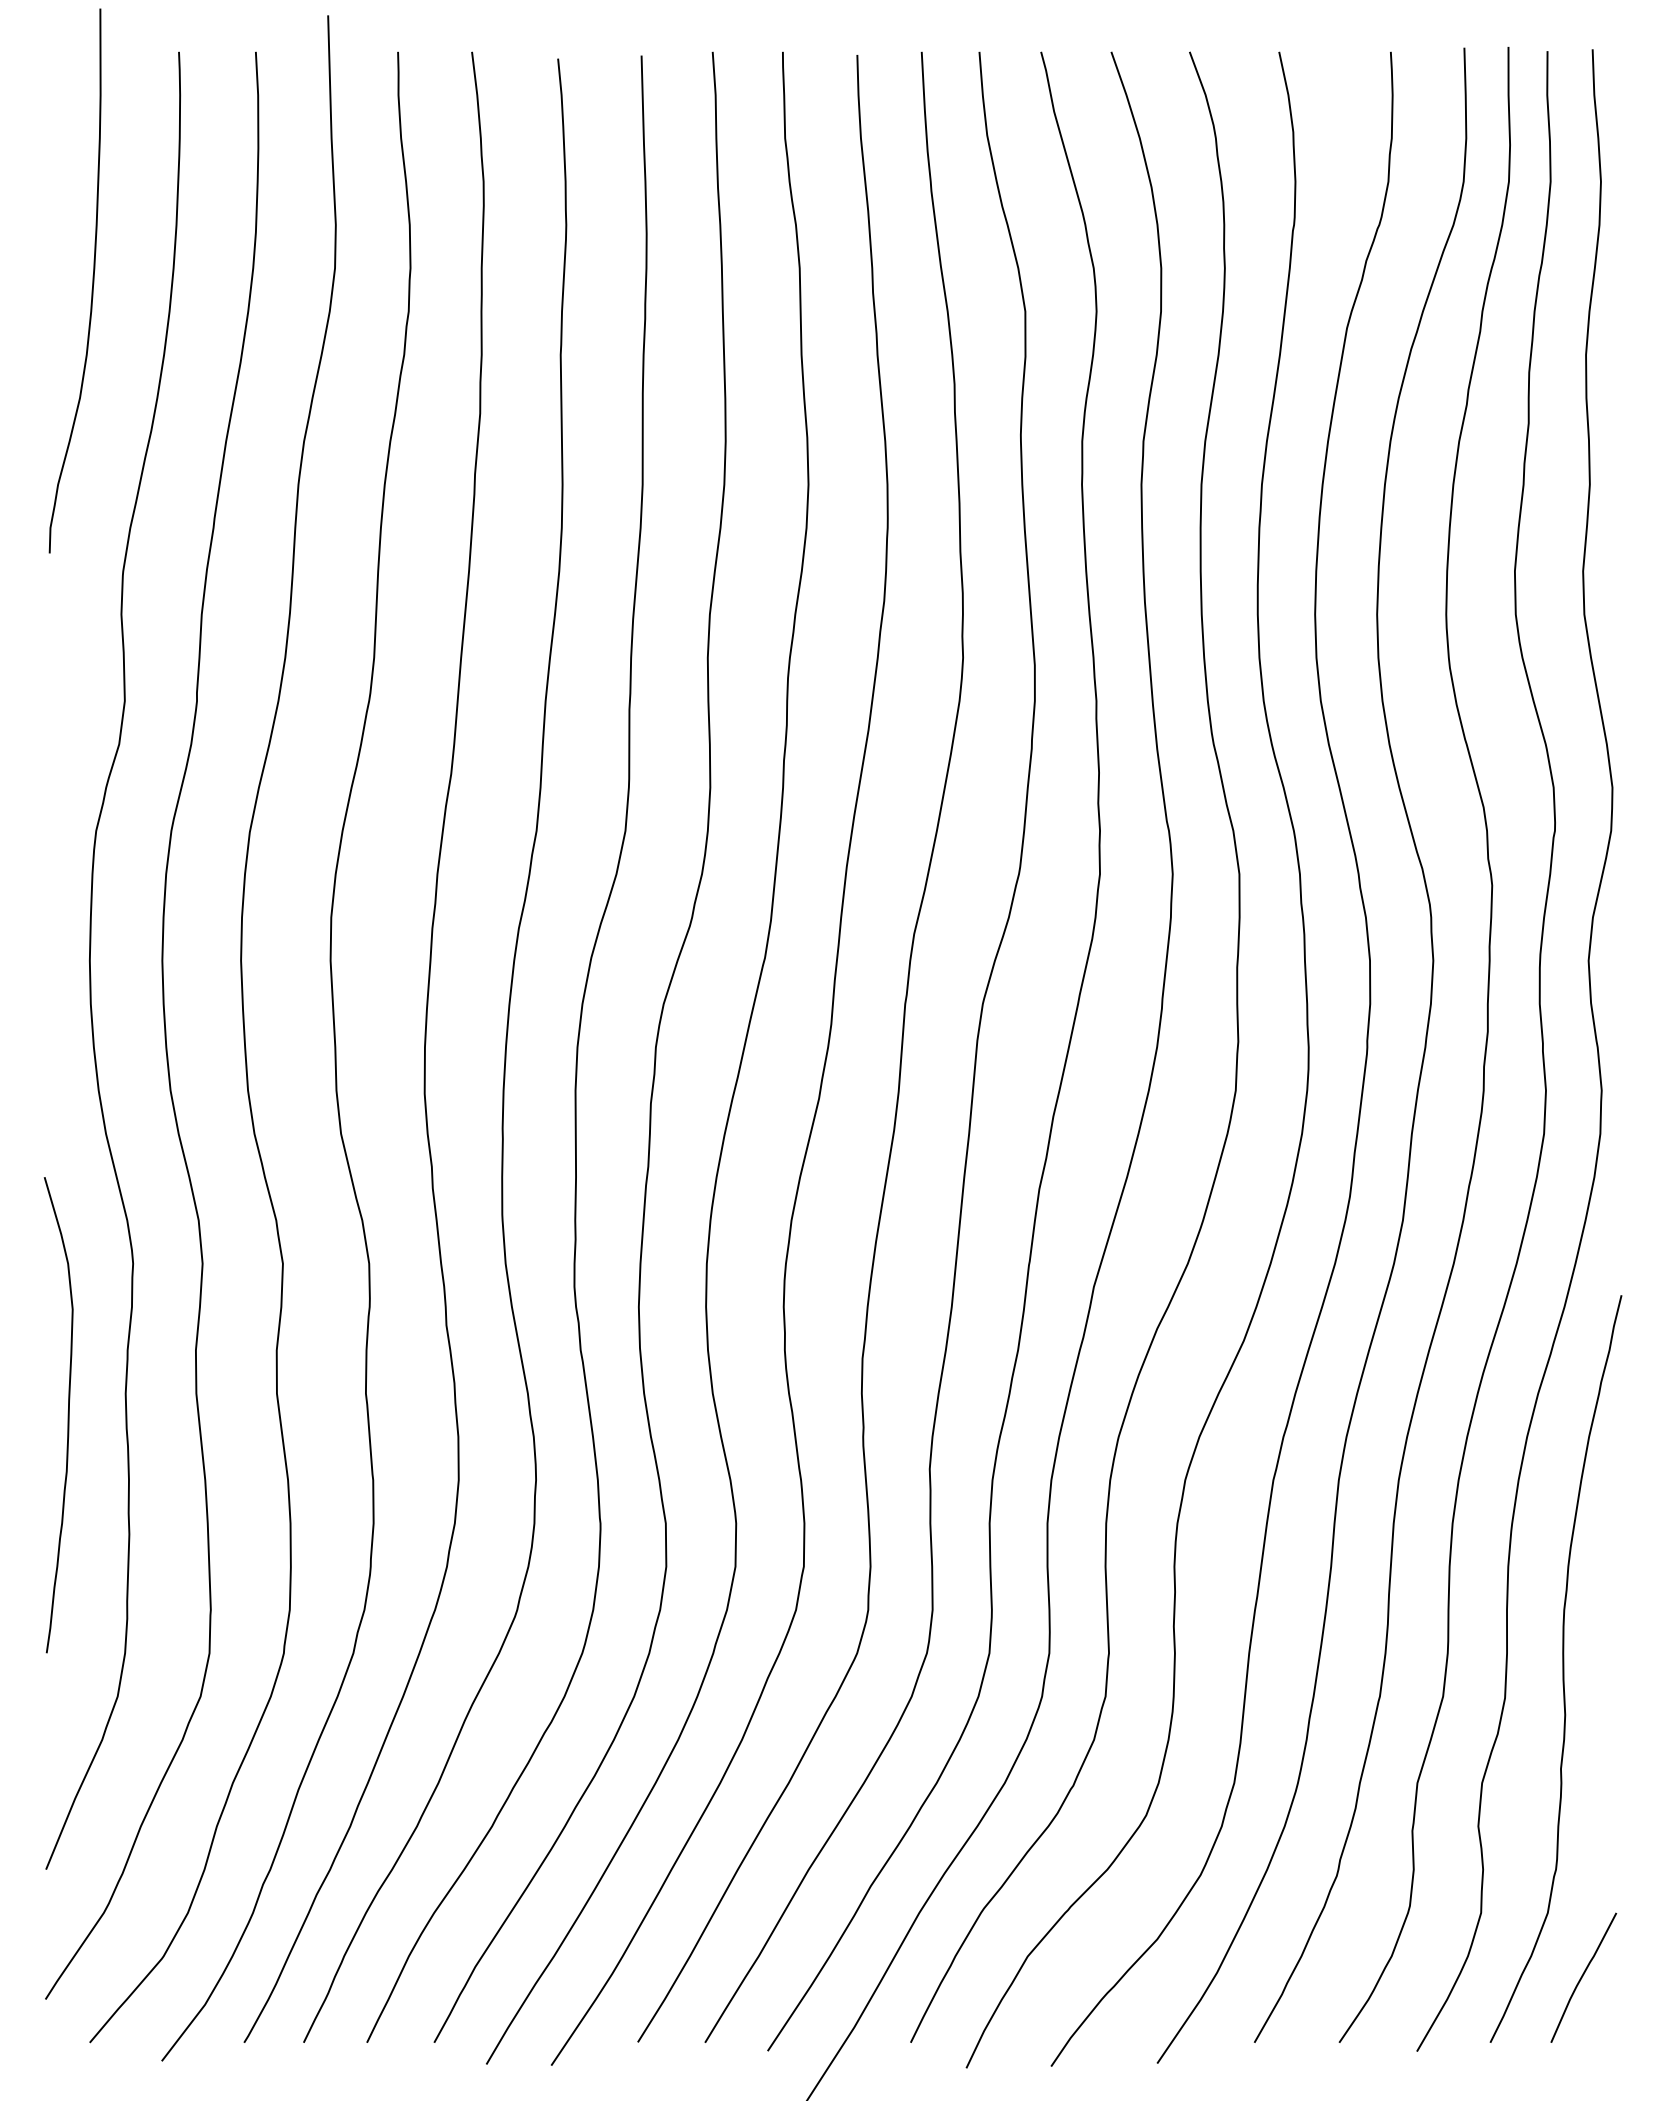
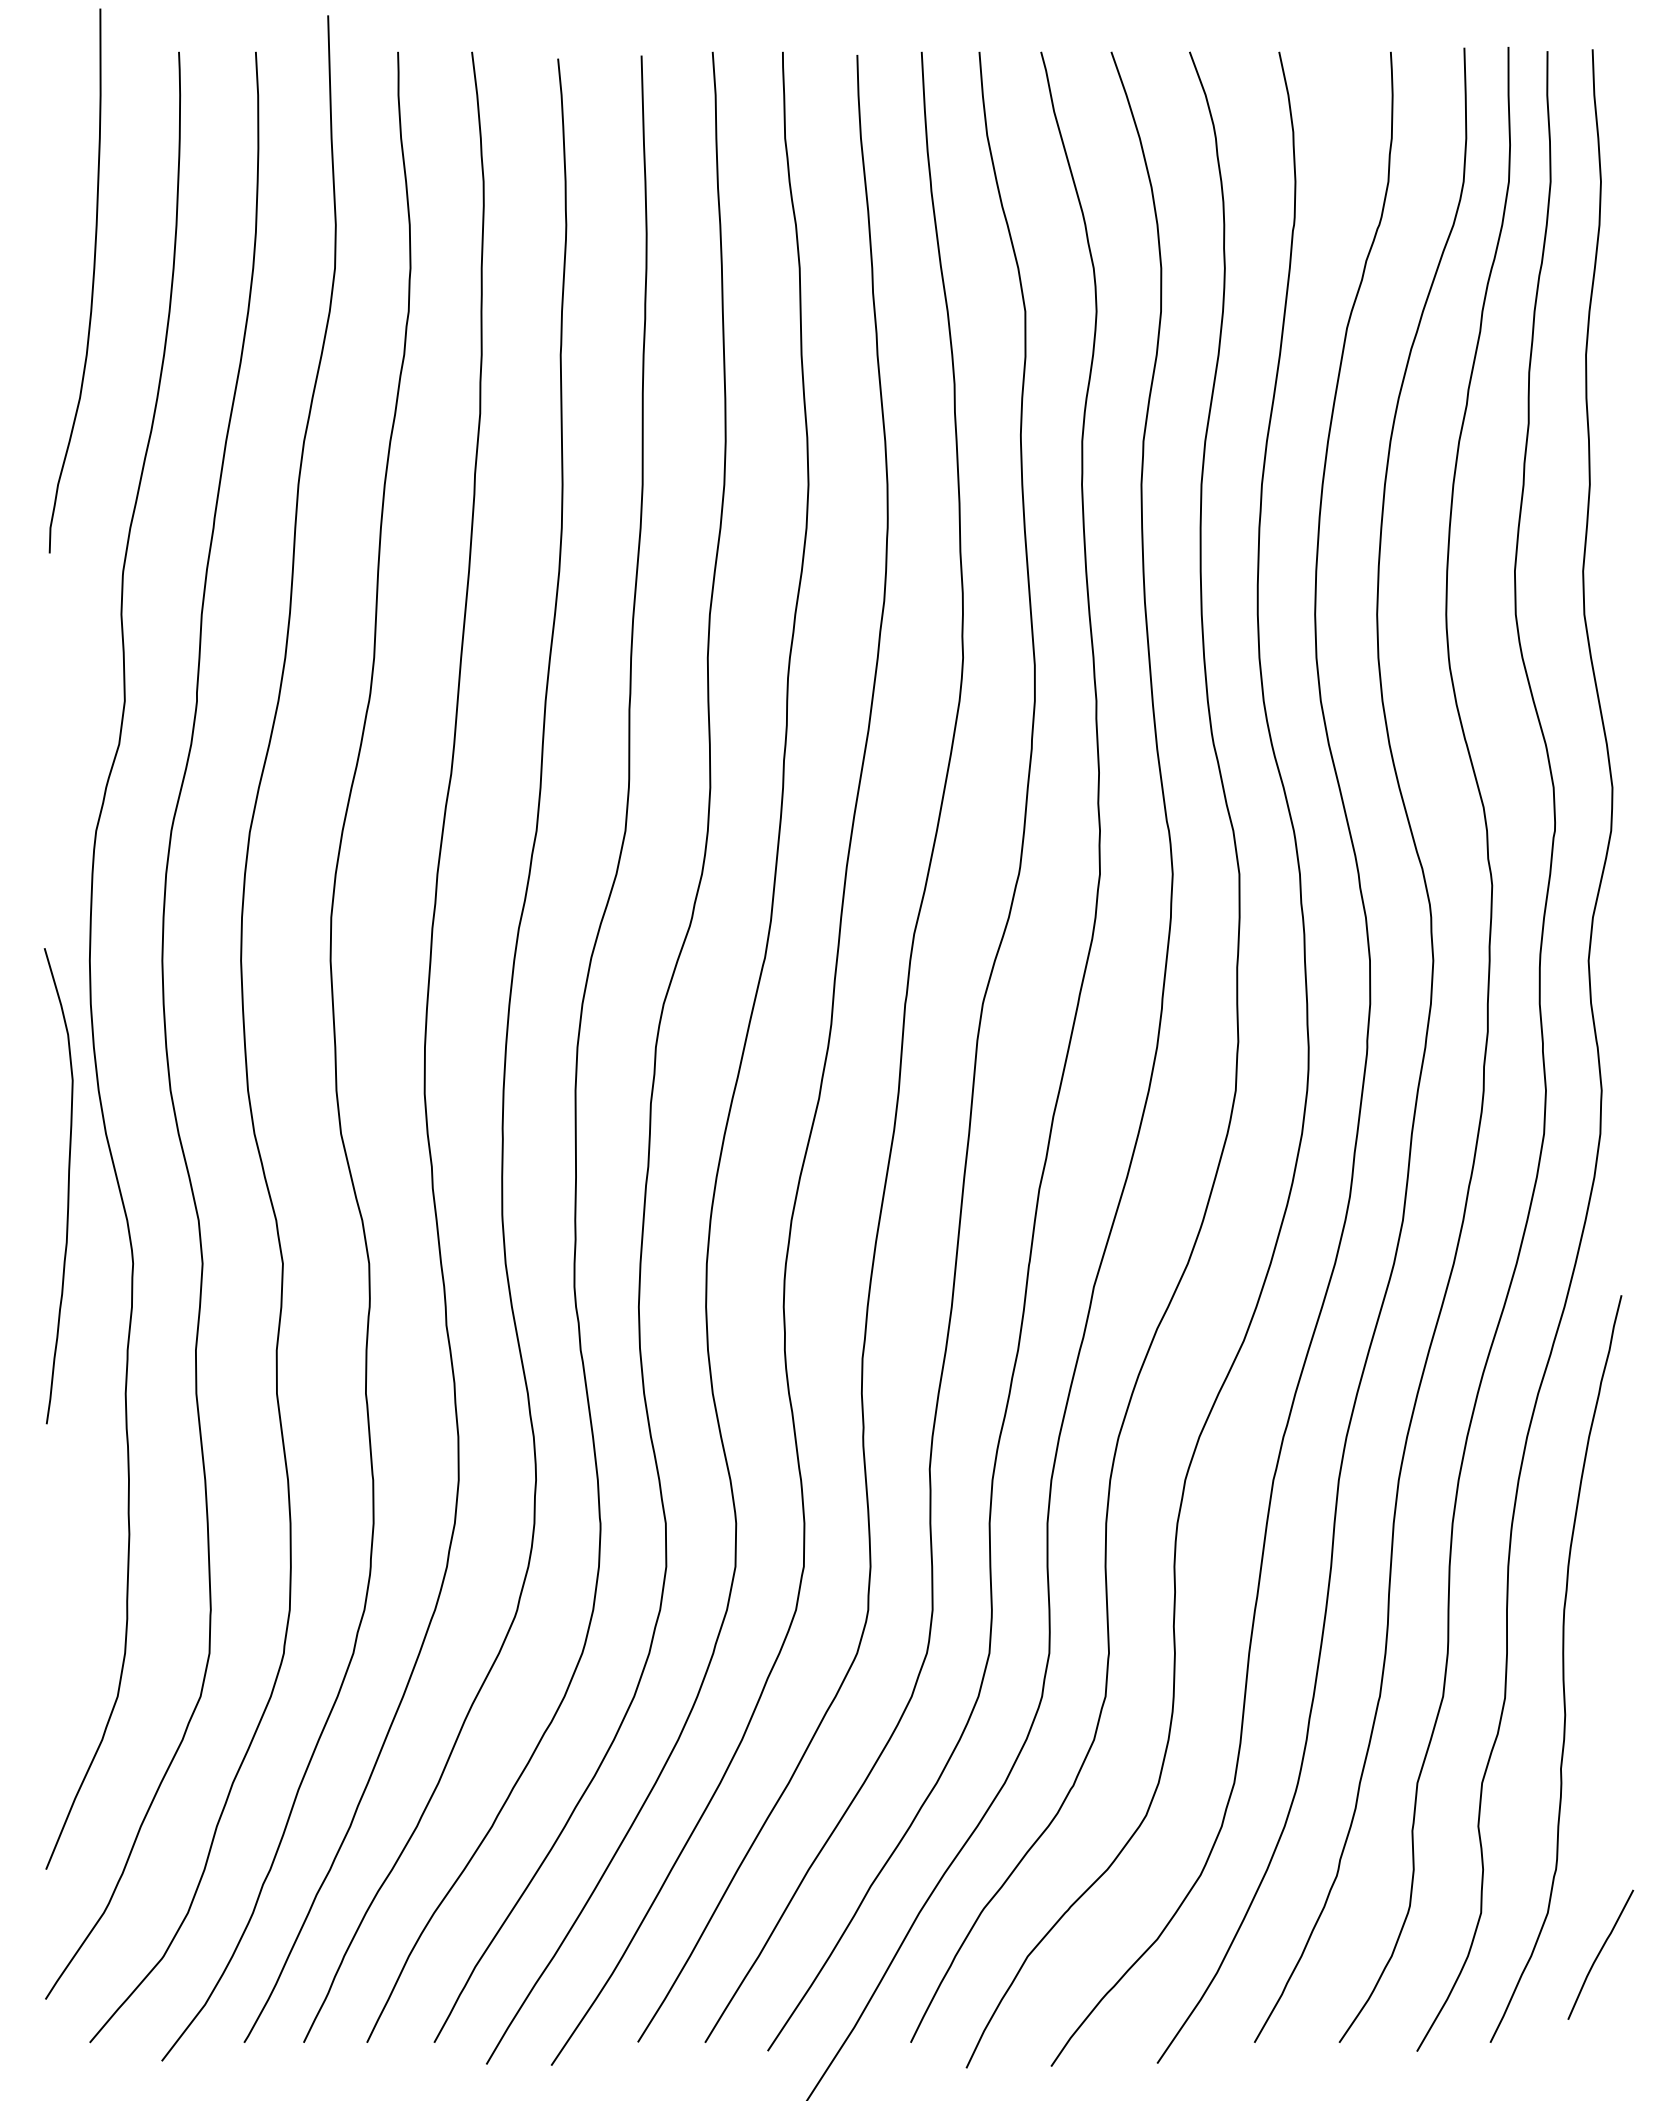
curve position: (67, 1415) -> (67, 1186) (67, 1186)
curve position: (1583, 1976) -> (1600, 1953) (1600, 1953)
